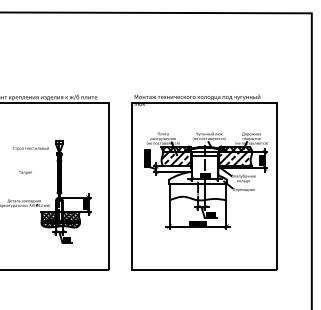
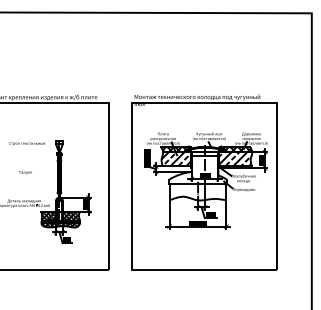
text position: (30, 148) -> (26, 143) (26, 143)
